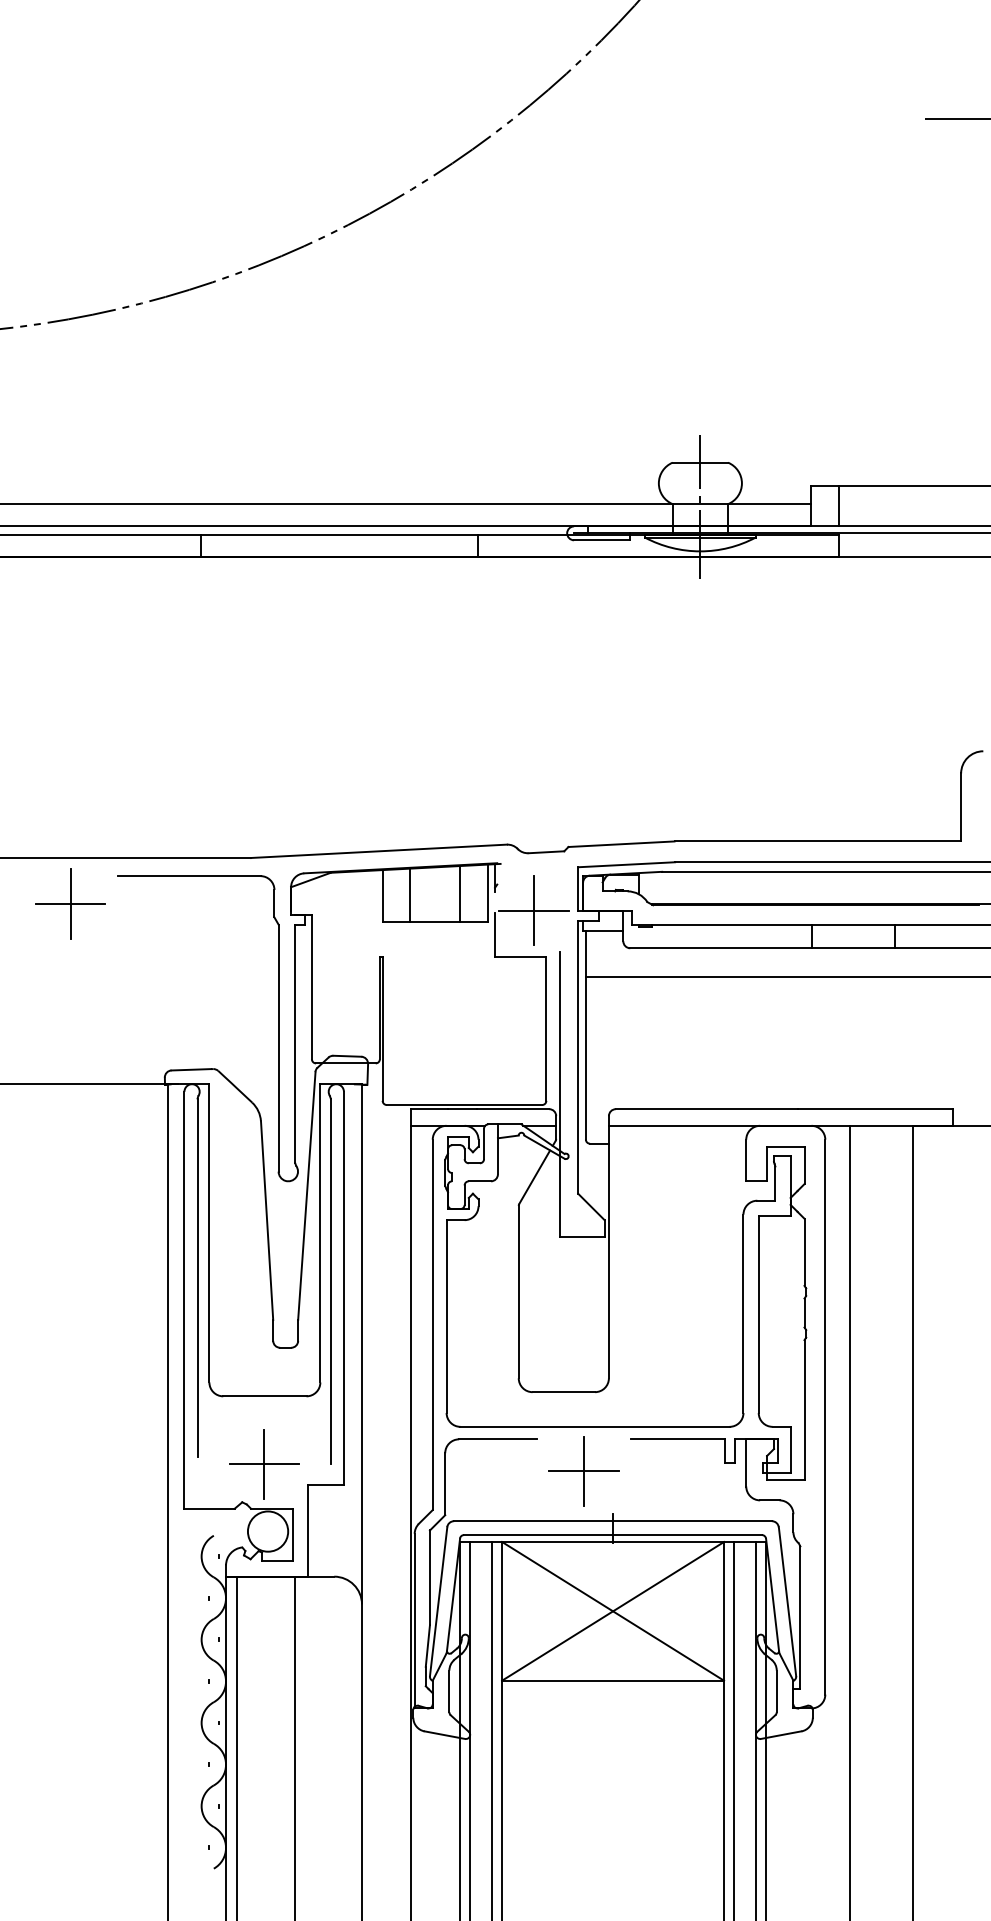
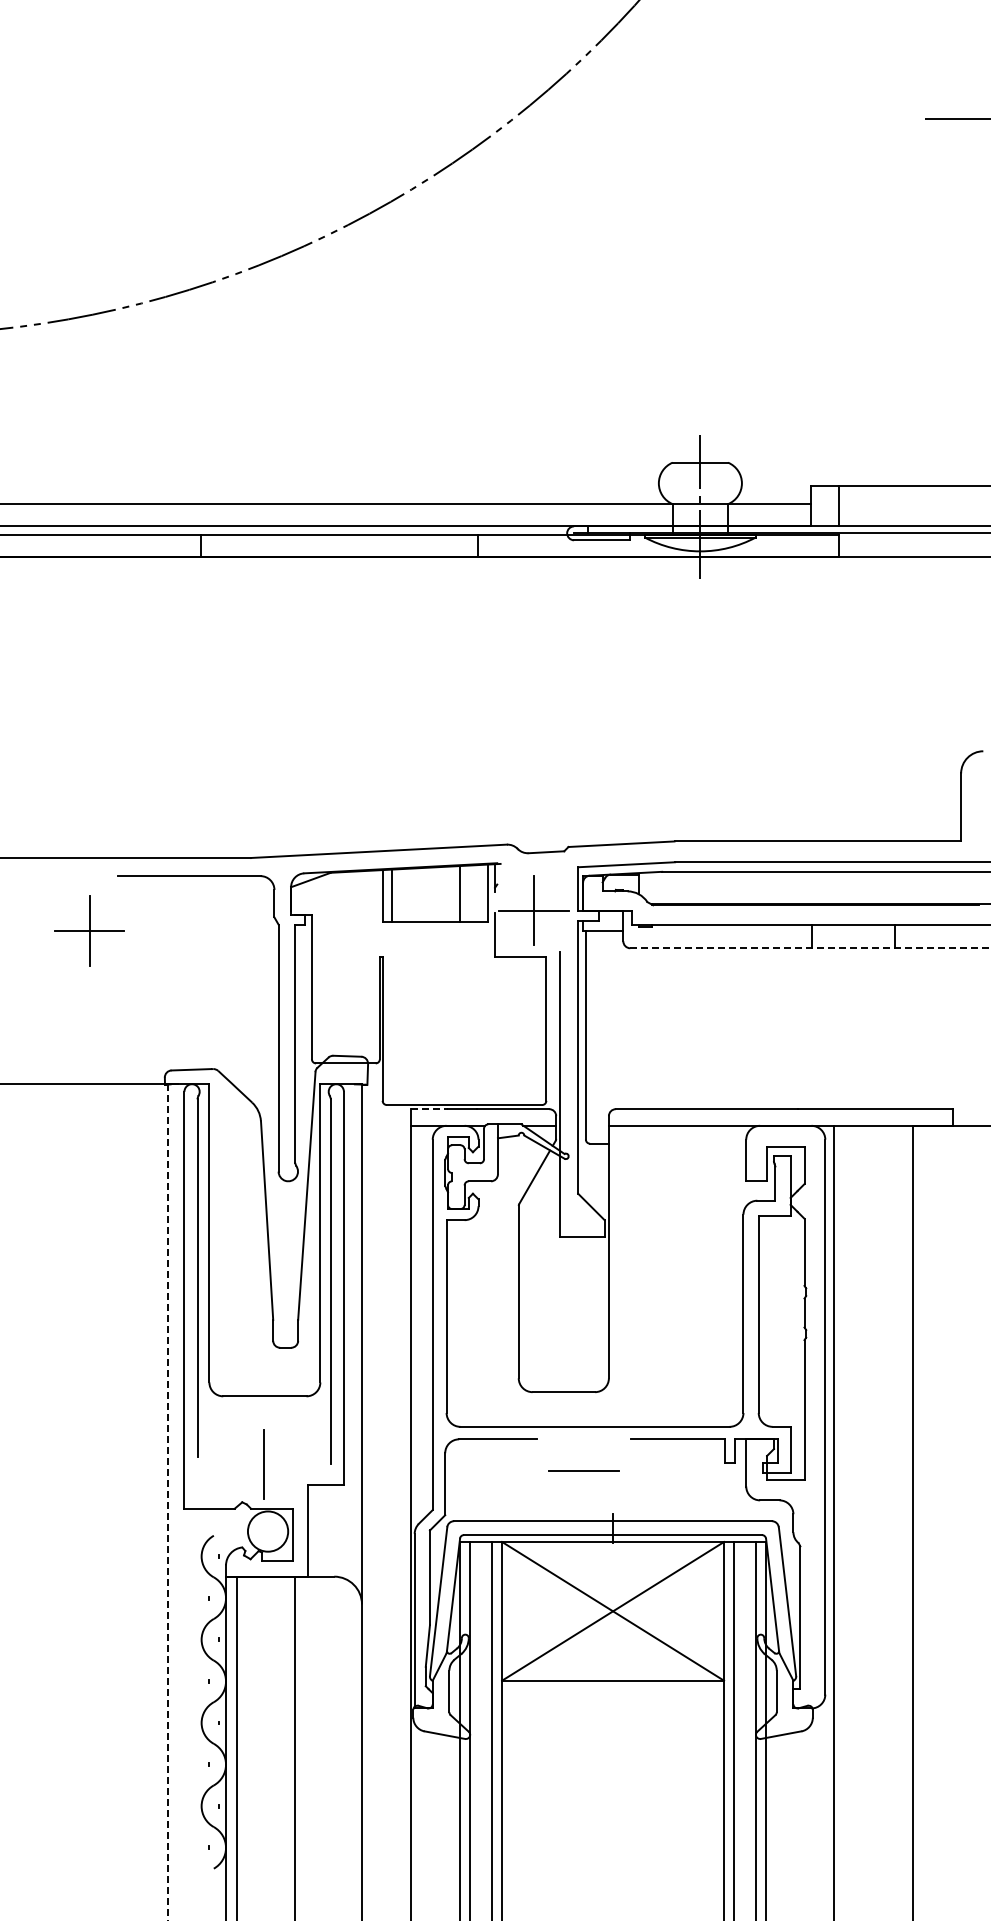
line position: (410, 894) -> (392, 894) (392, 894)
part position: (70, 903) -> (89, 930) (89, 930)
line: solid -> dashed (810, 948)
line: present -> none (786, 977)
line: solid -> dashed (429, 1109)
line: present -> none (263, 1464)
line: present -> none (583, 1470)
line: solid -> dashed (167, 1503)
line position: (850, 1521) -> (834, 1521) (834, 1521)
